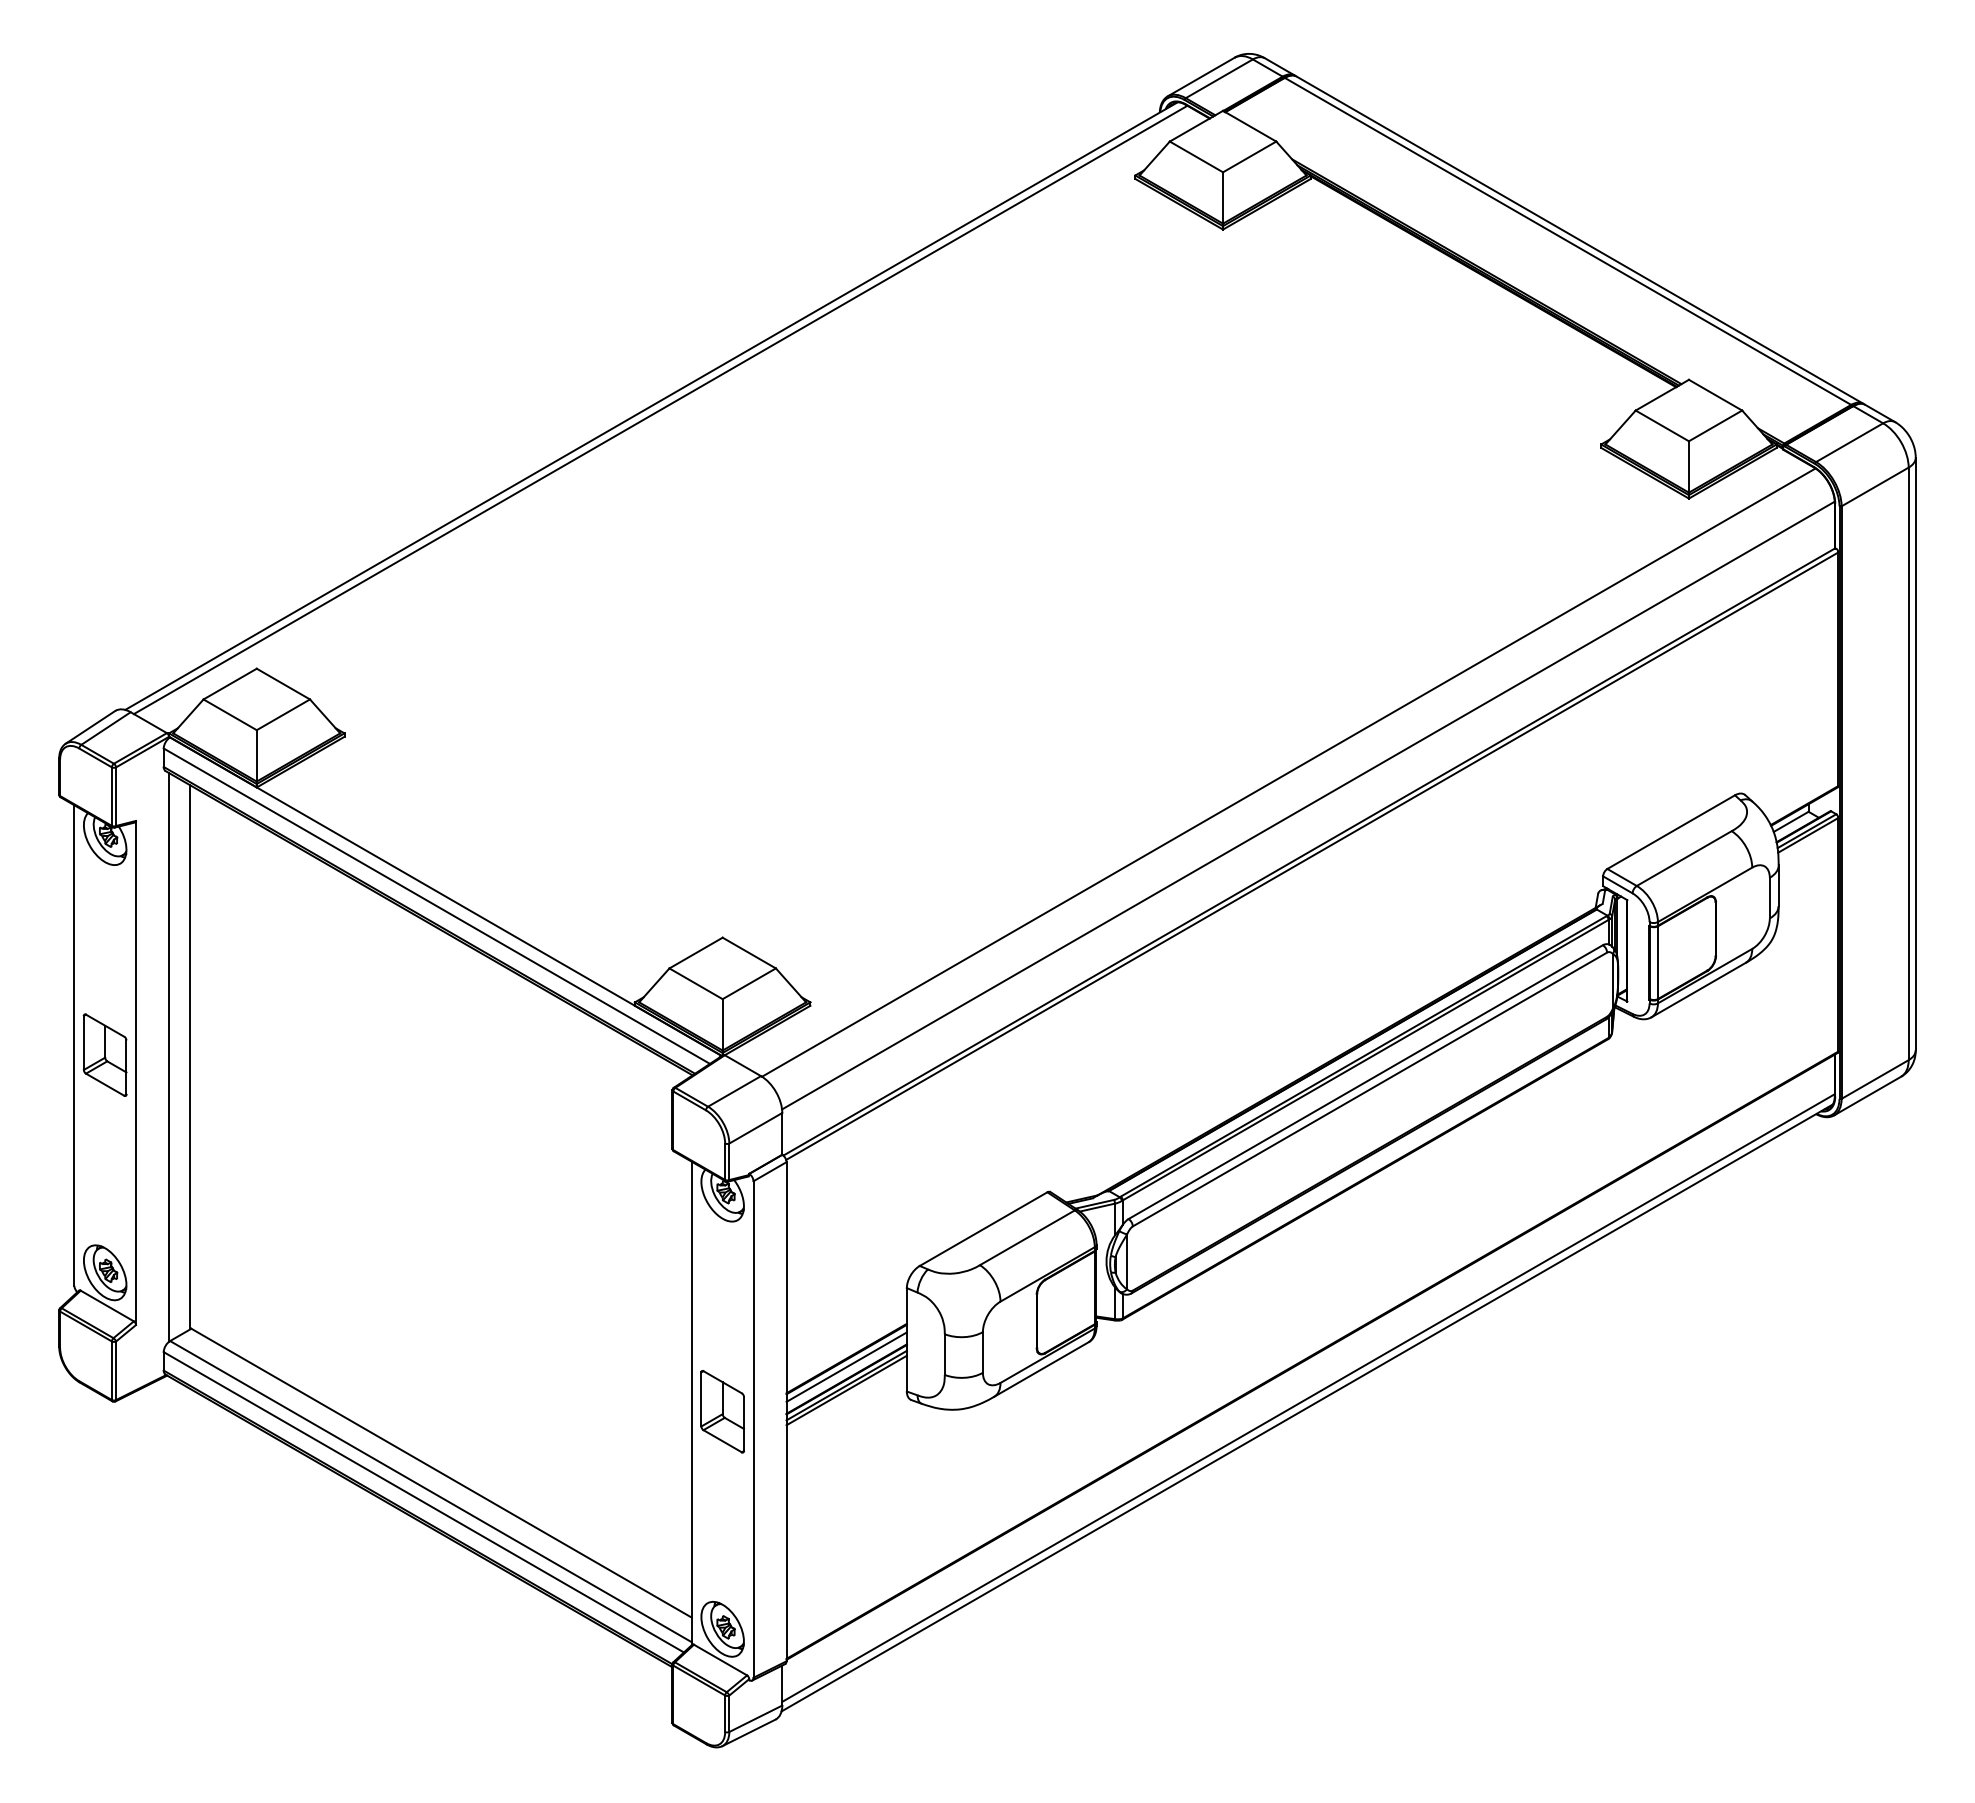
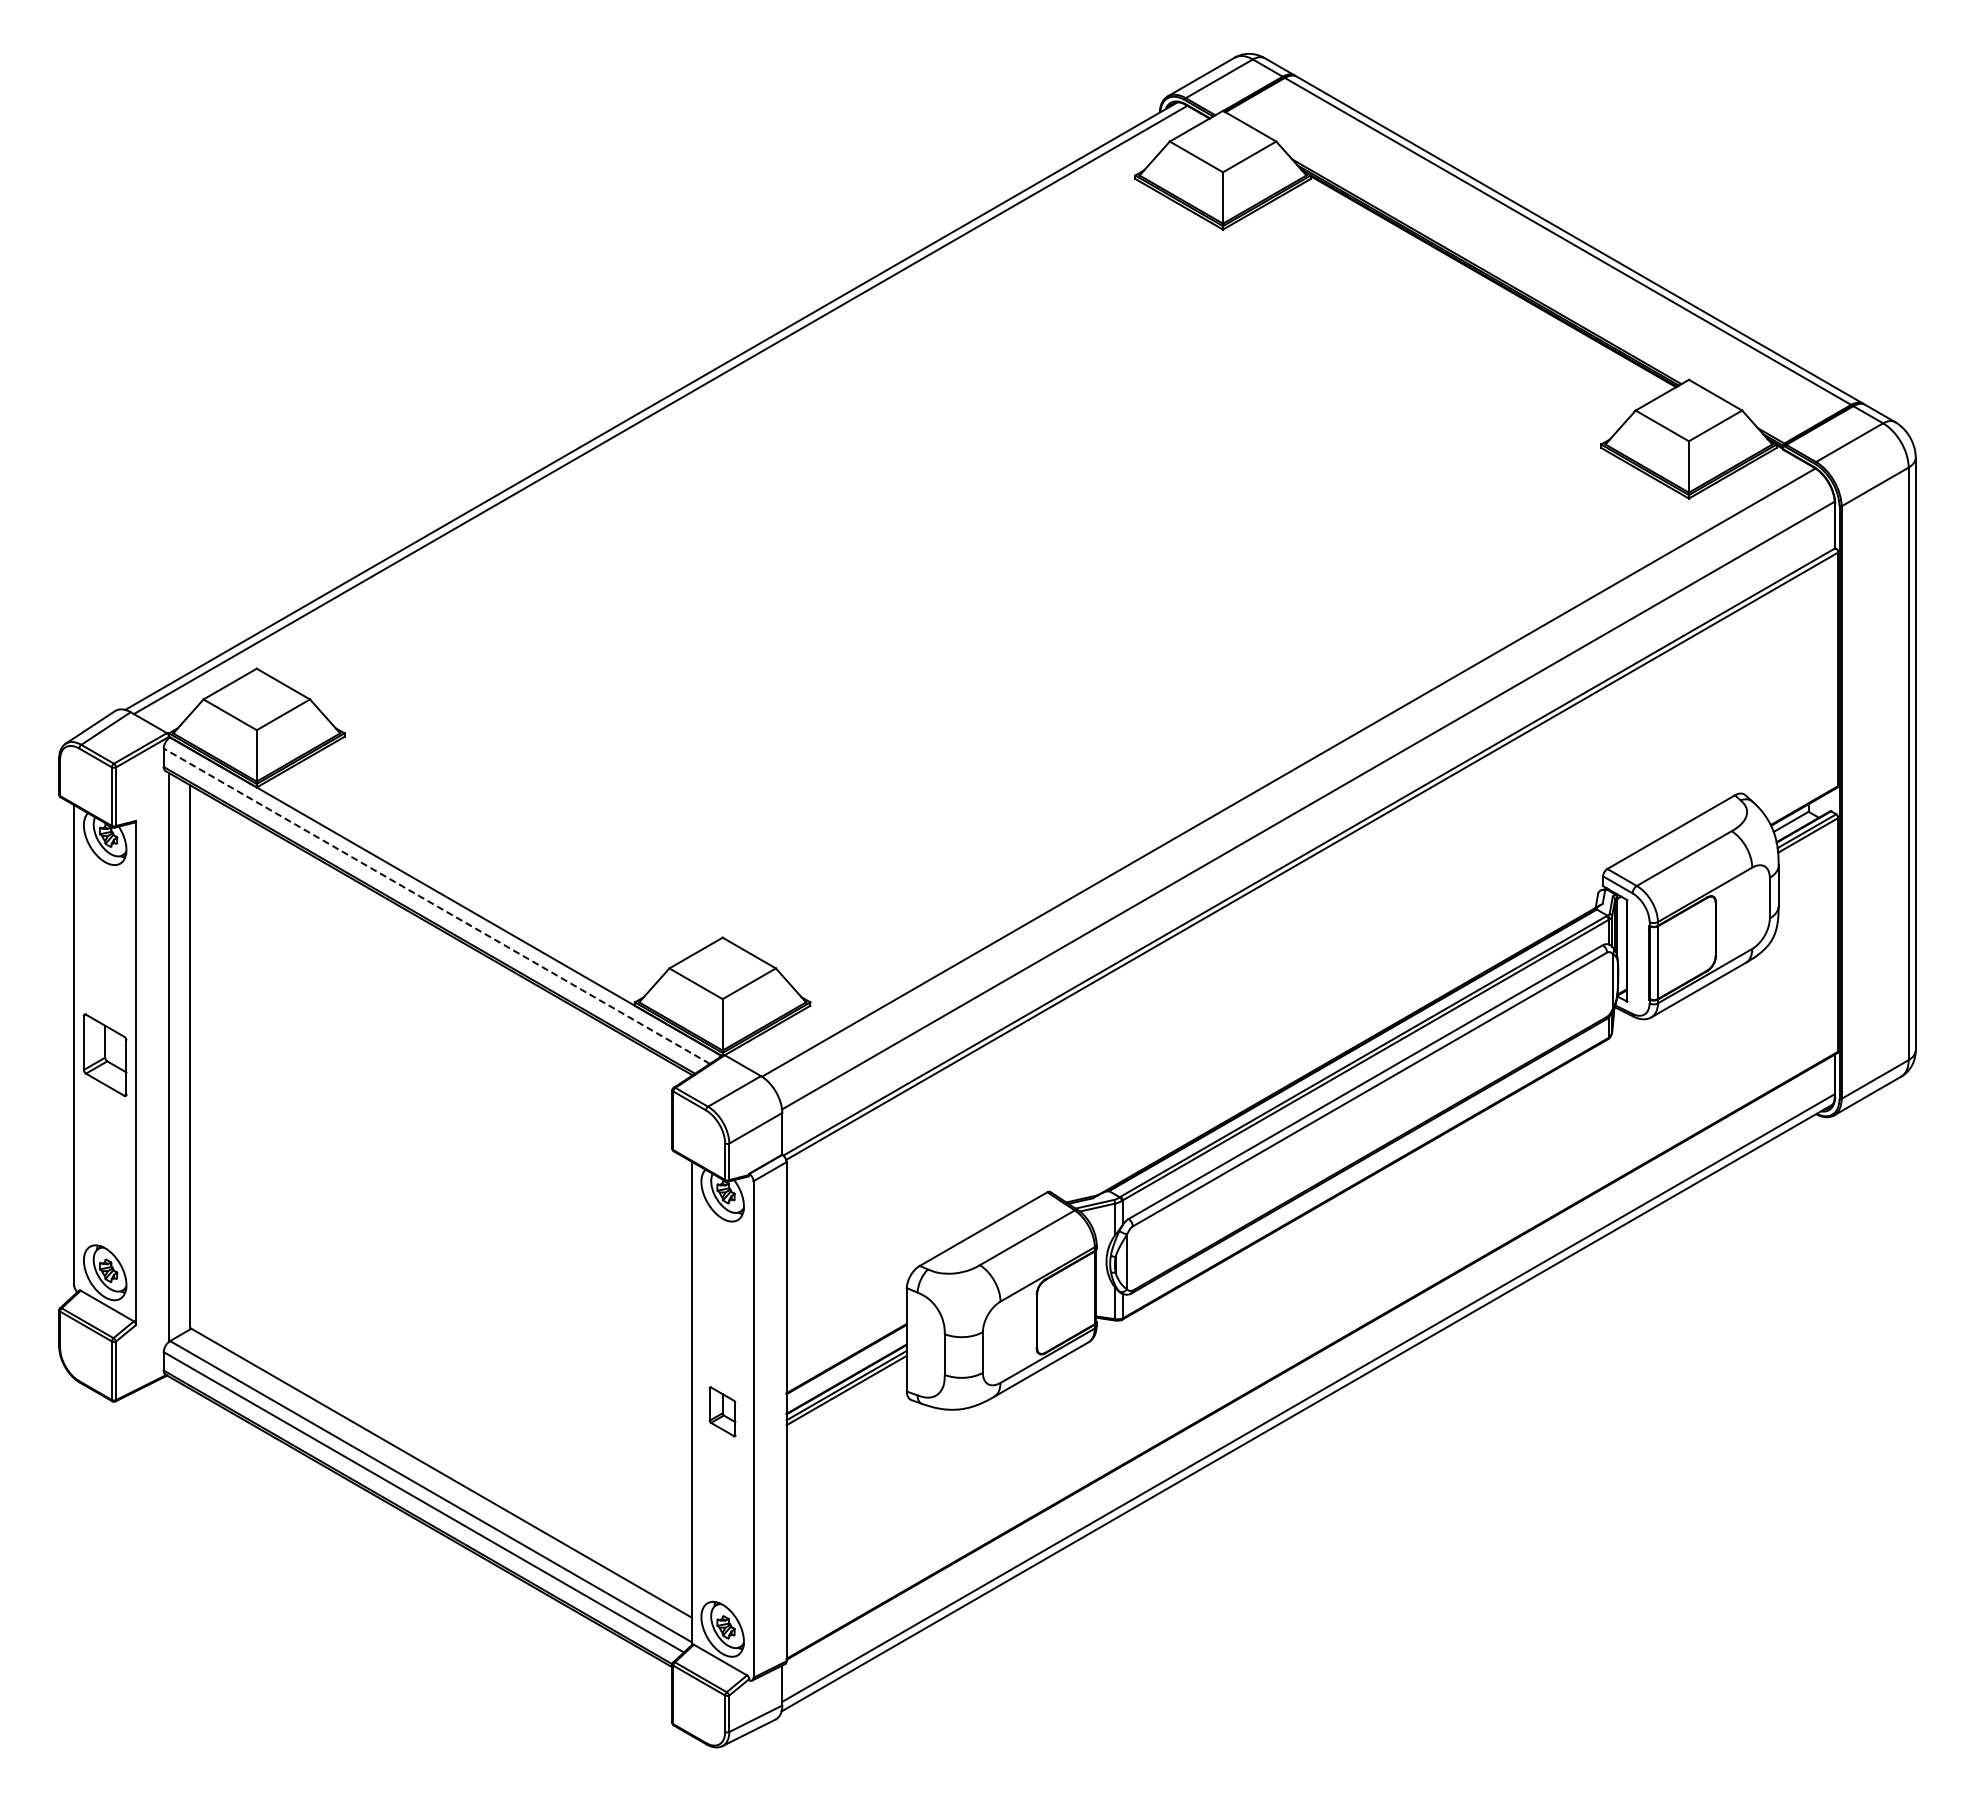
line: solid -> dashed (436, 905)
line: present -> none (846, 1366)
part size: 45x84 px -> 29x52 px (722, 1411)
